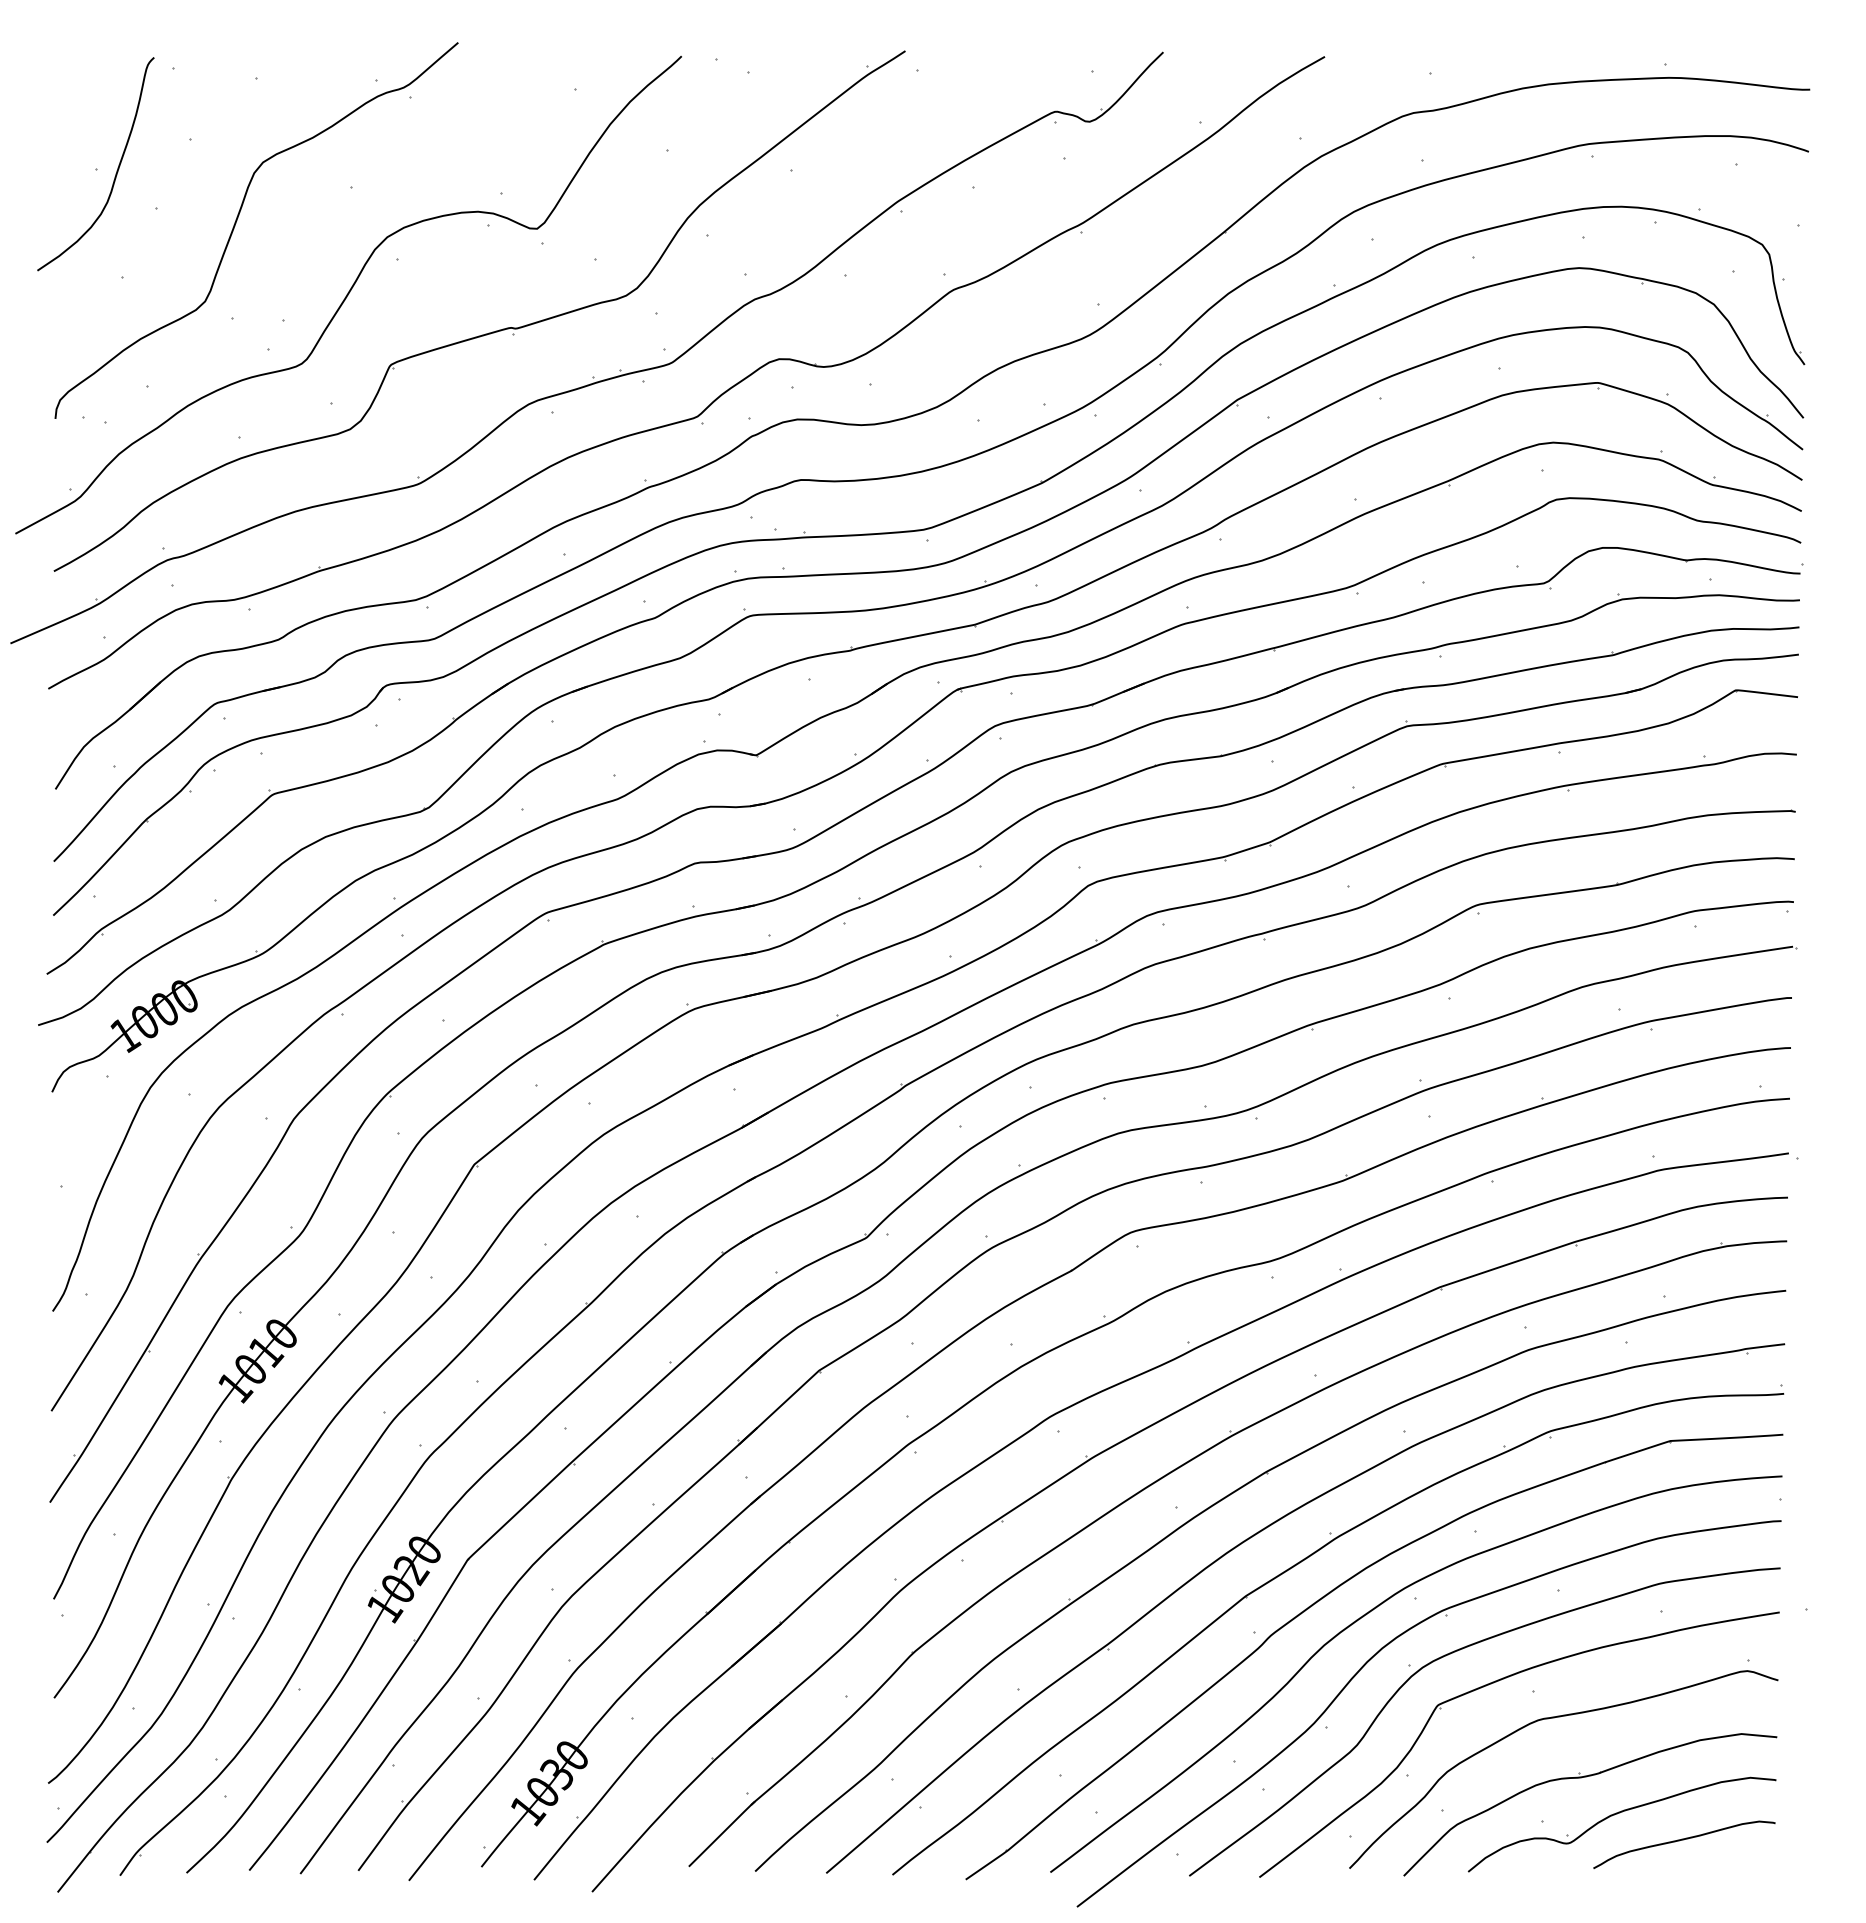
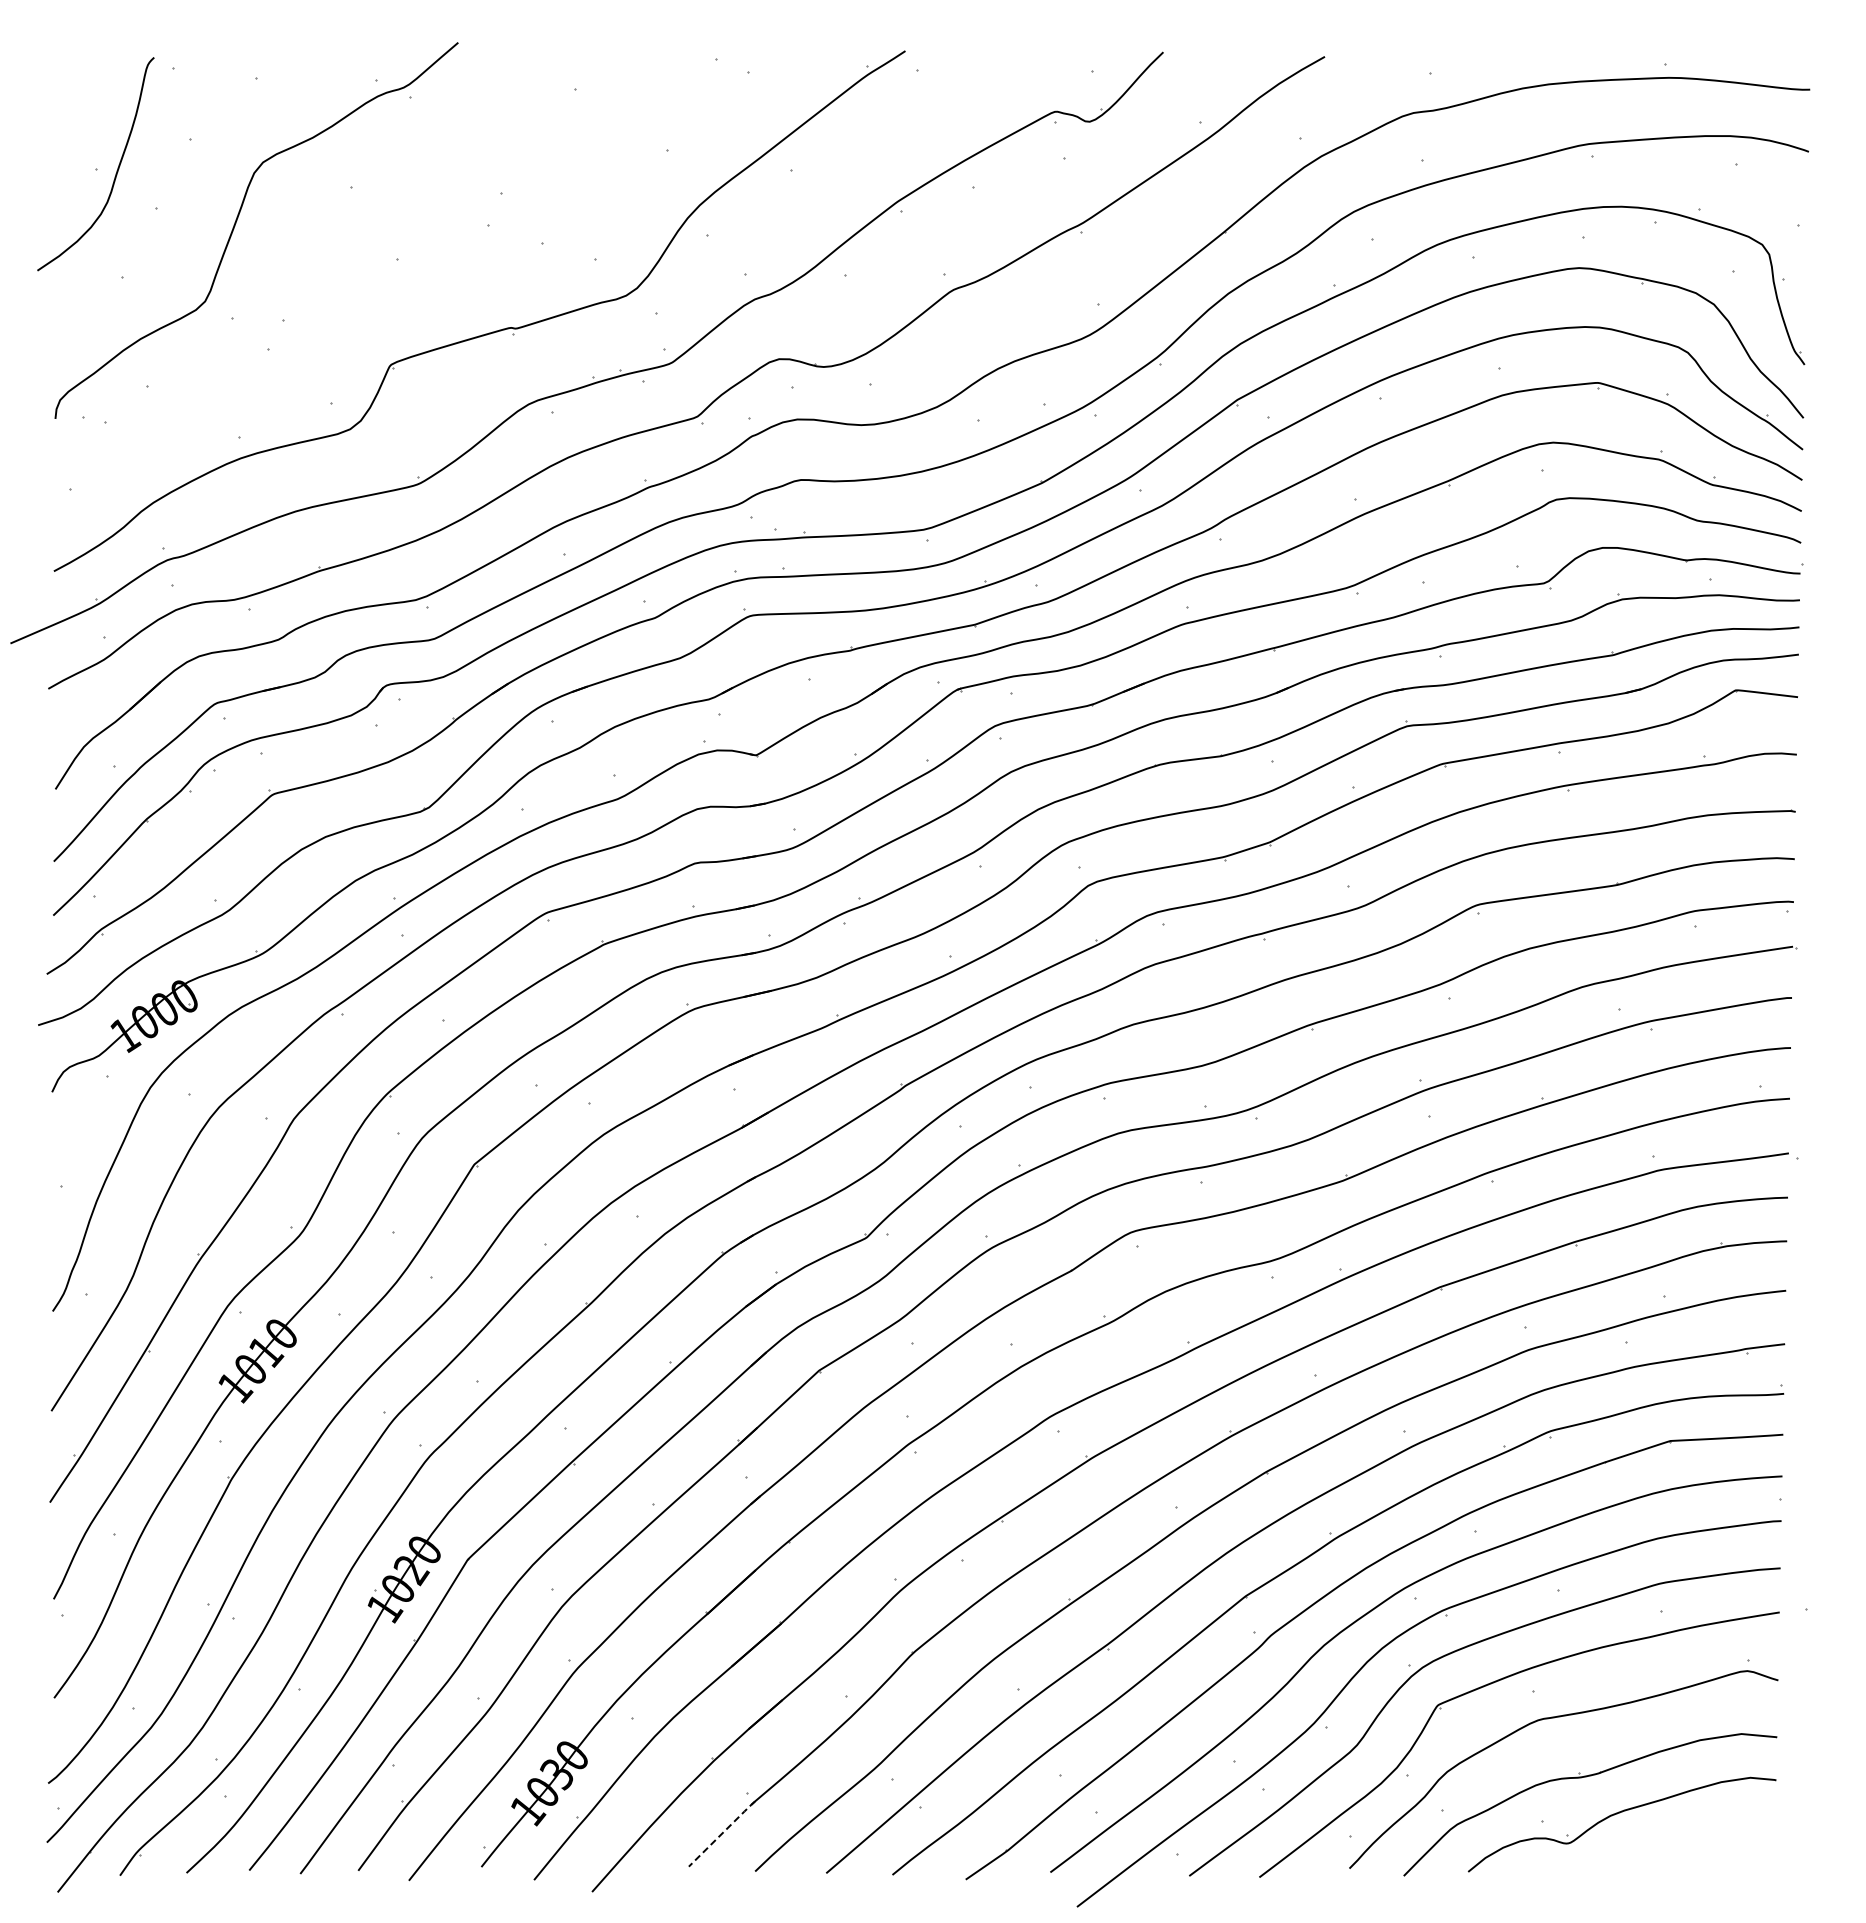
curve: present -> none (348, 294)
line: solid -> dashed (722, 1833)
curve: present -> none (1683, 1840)
